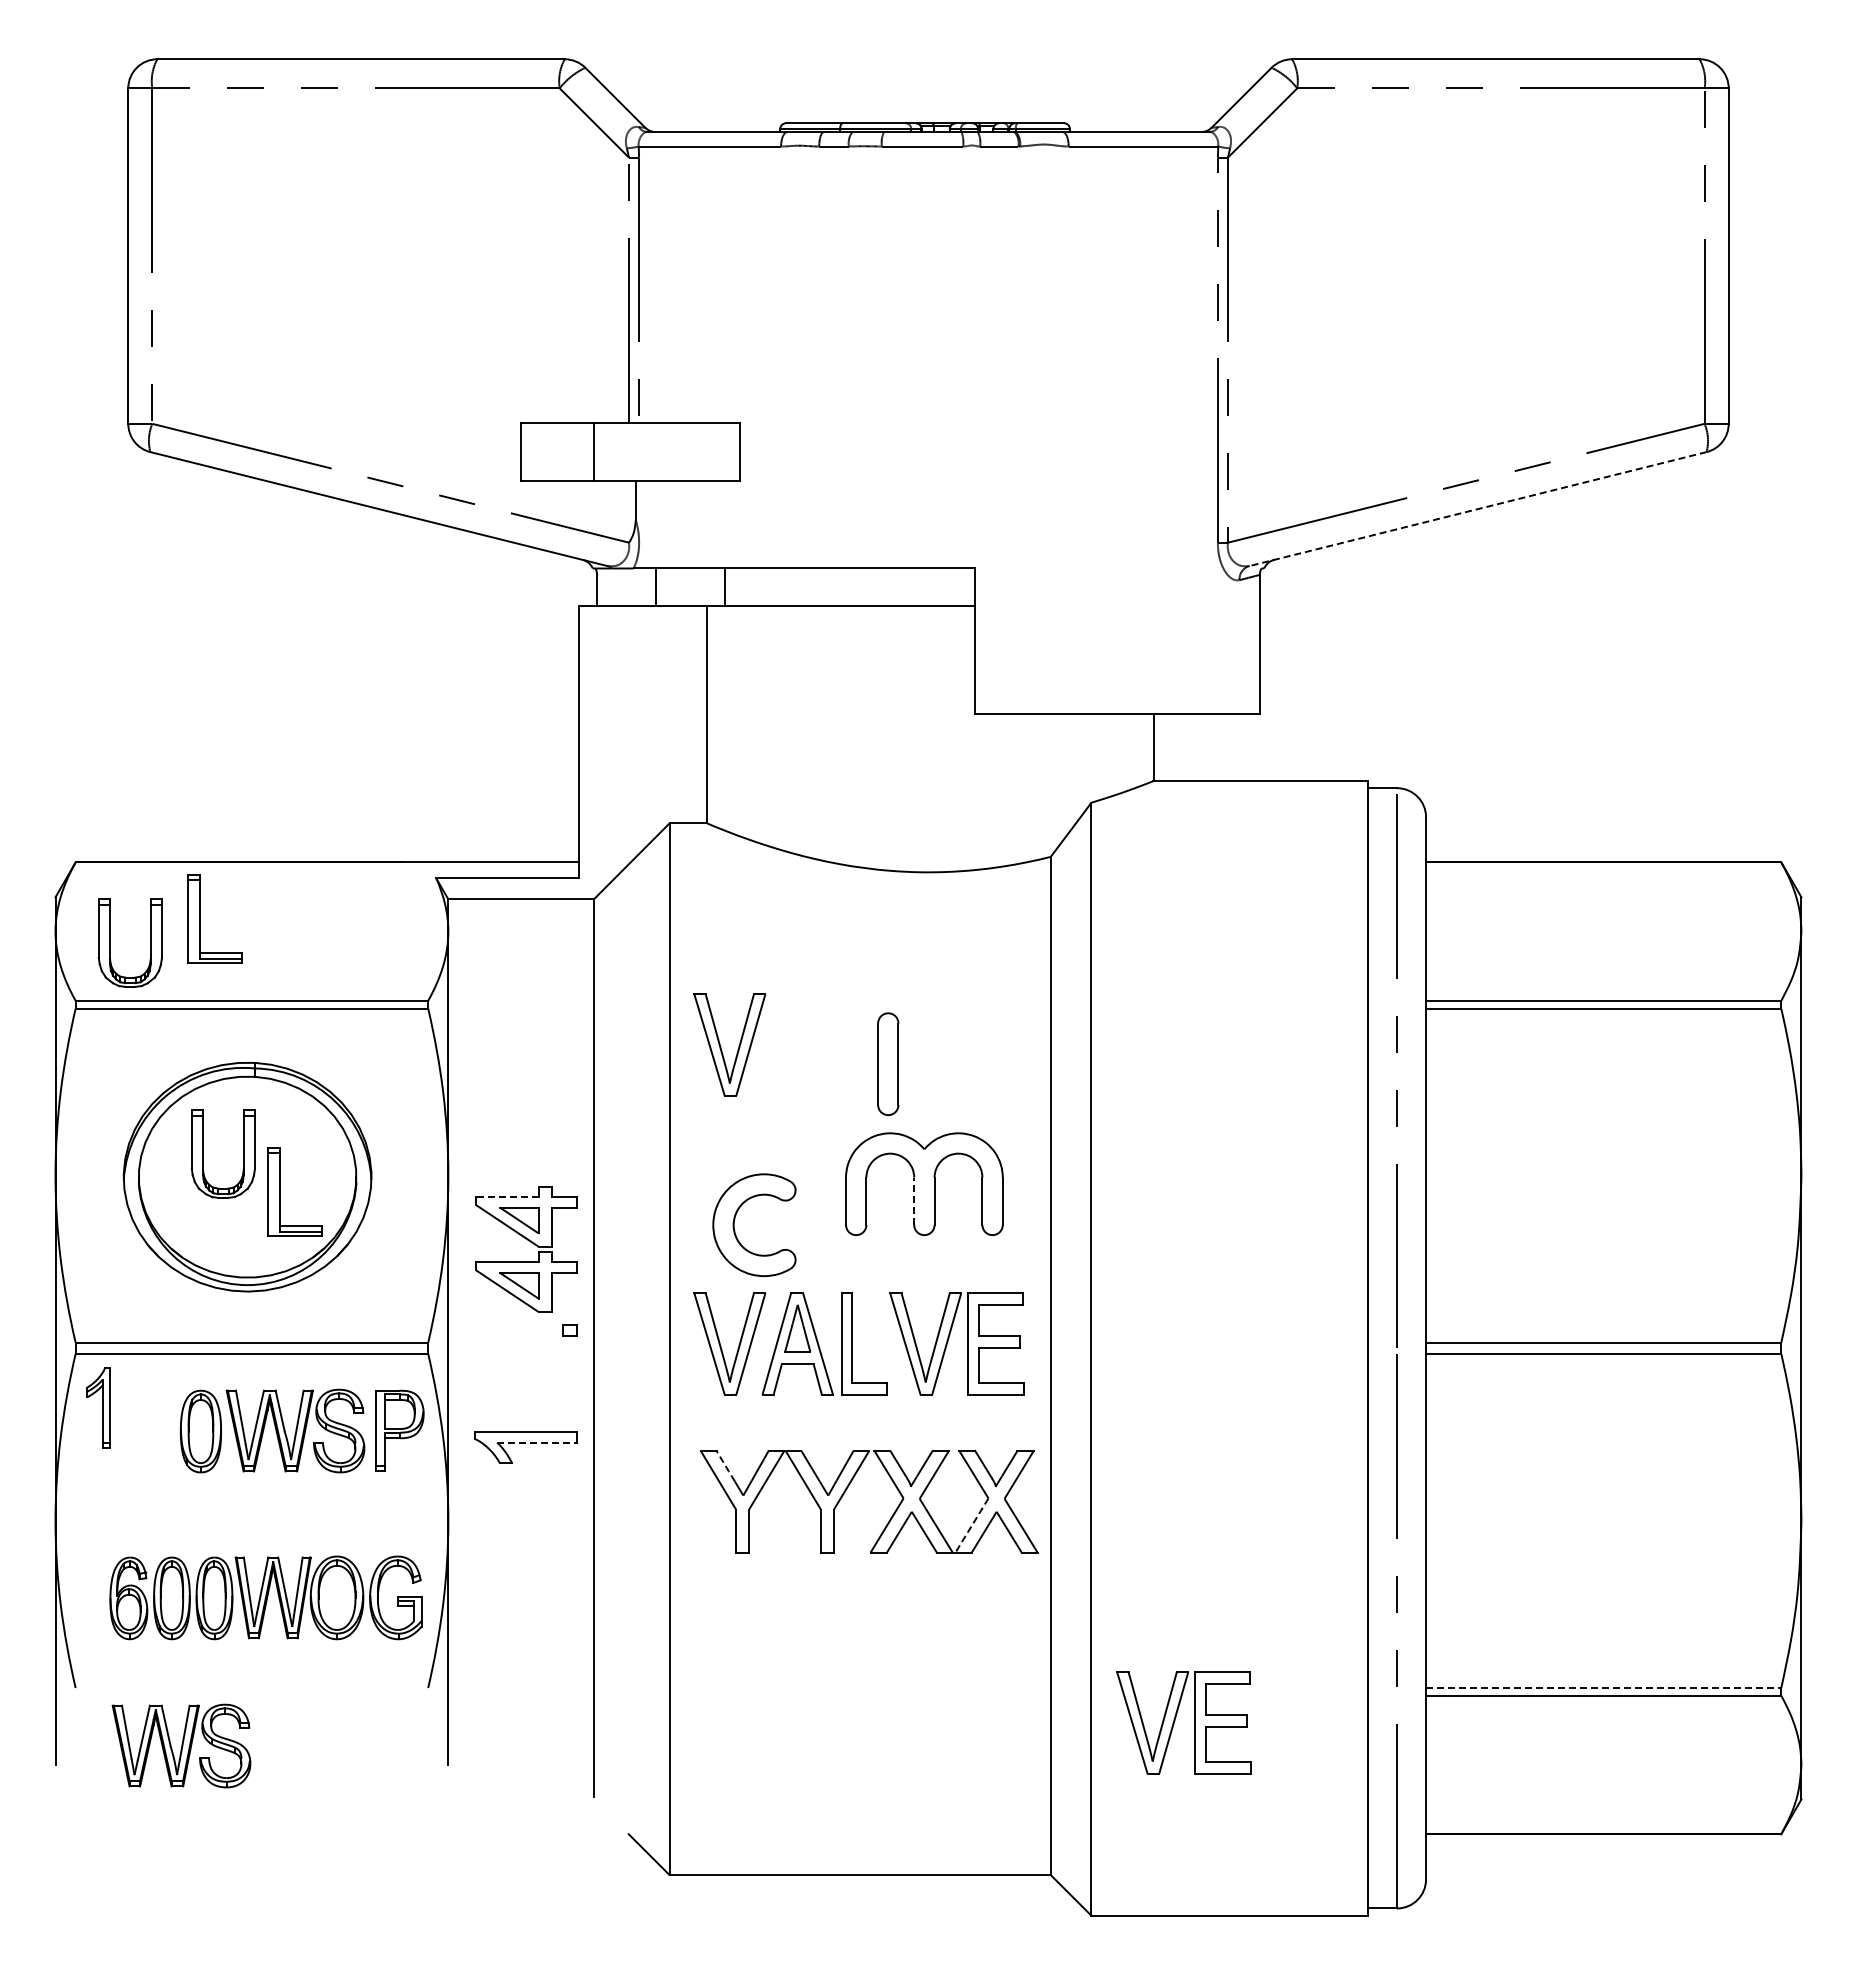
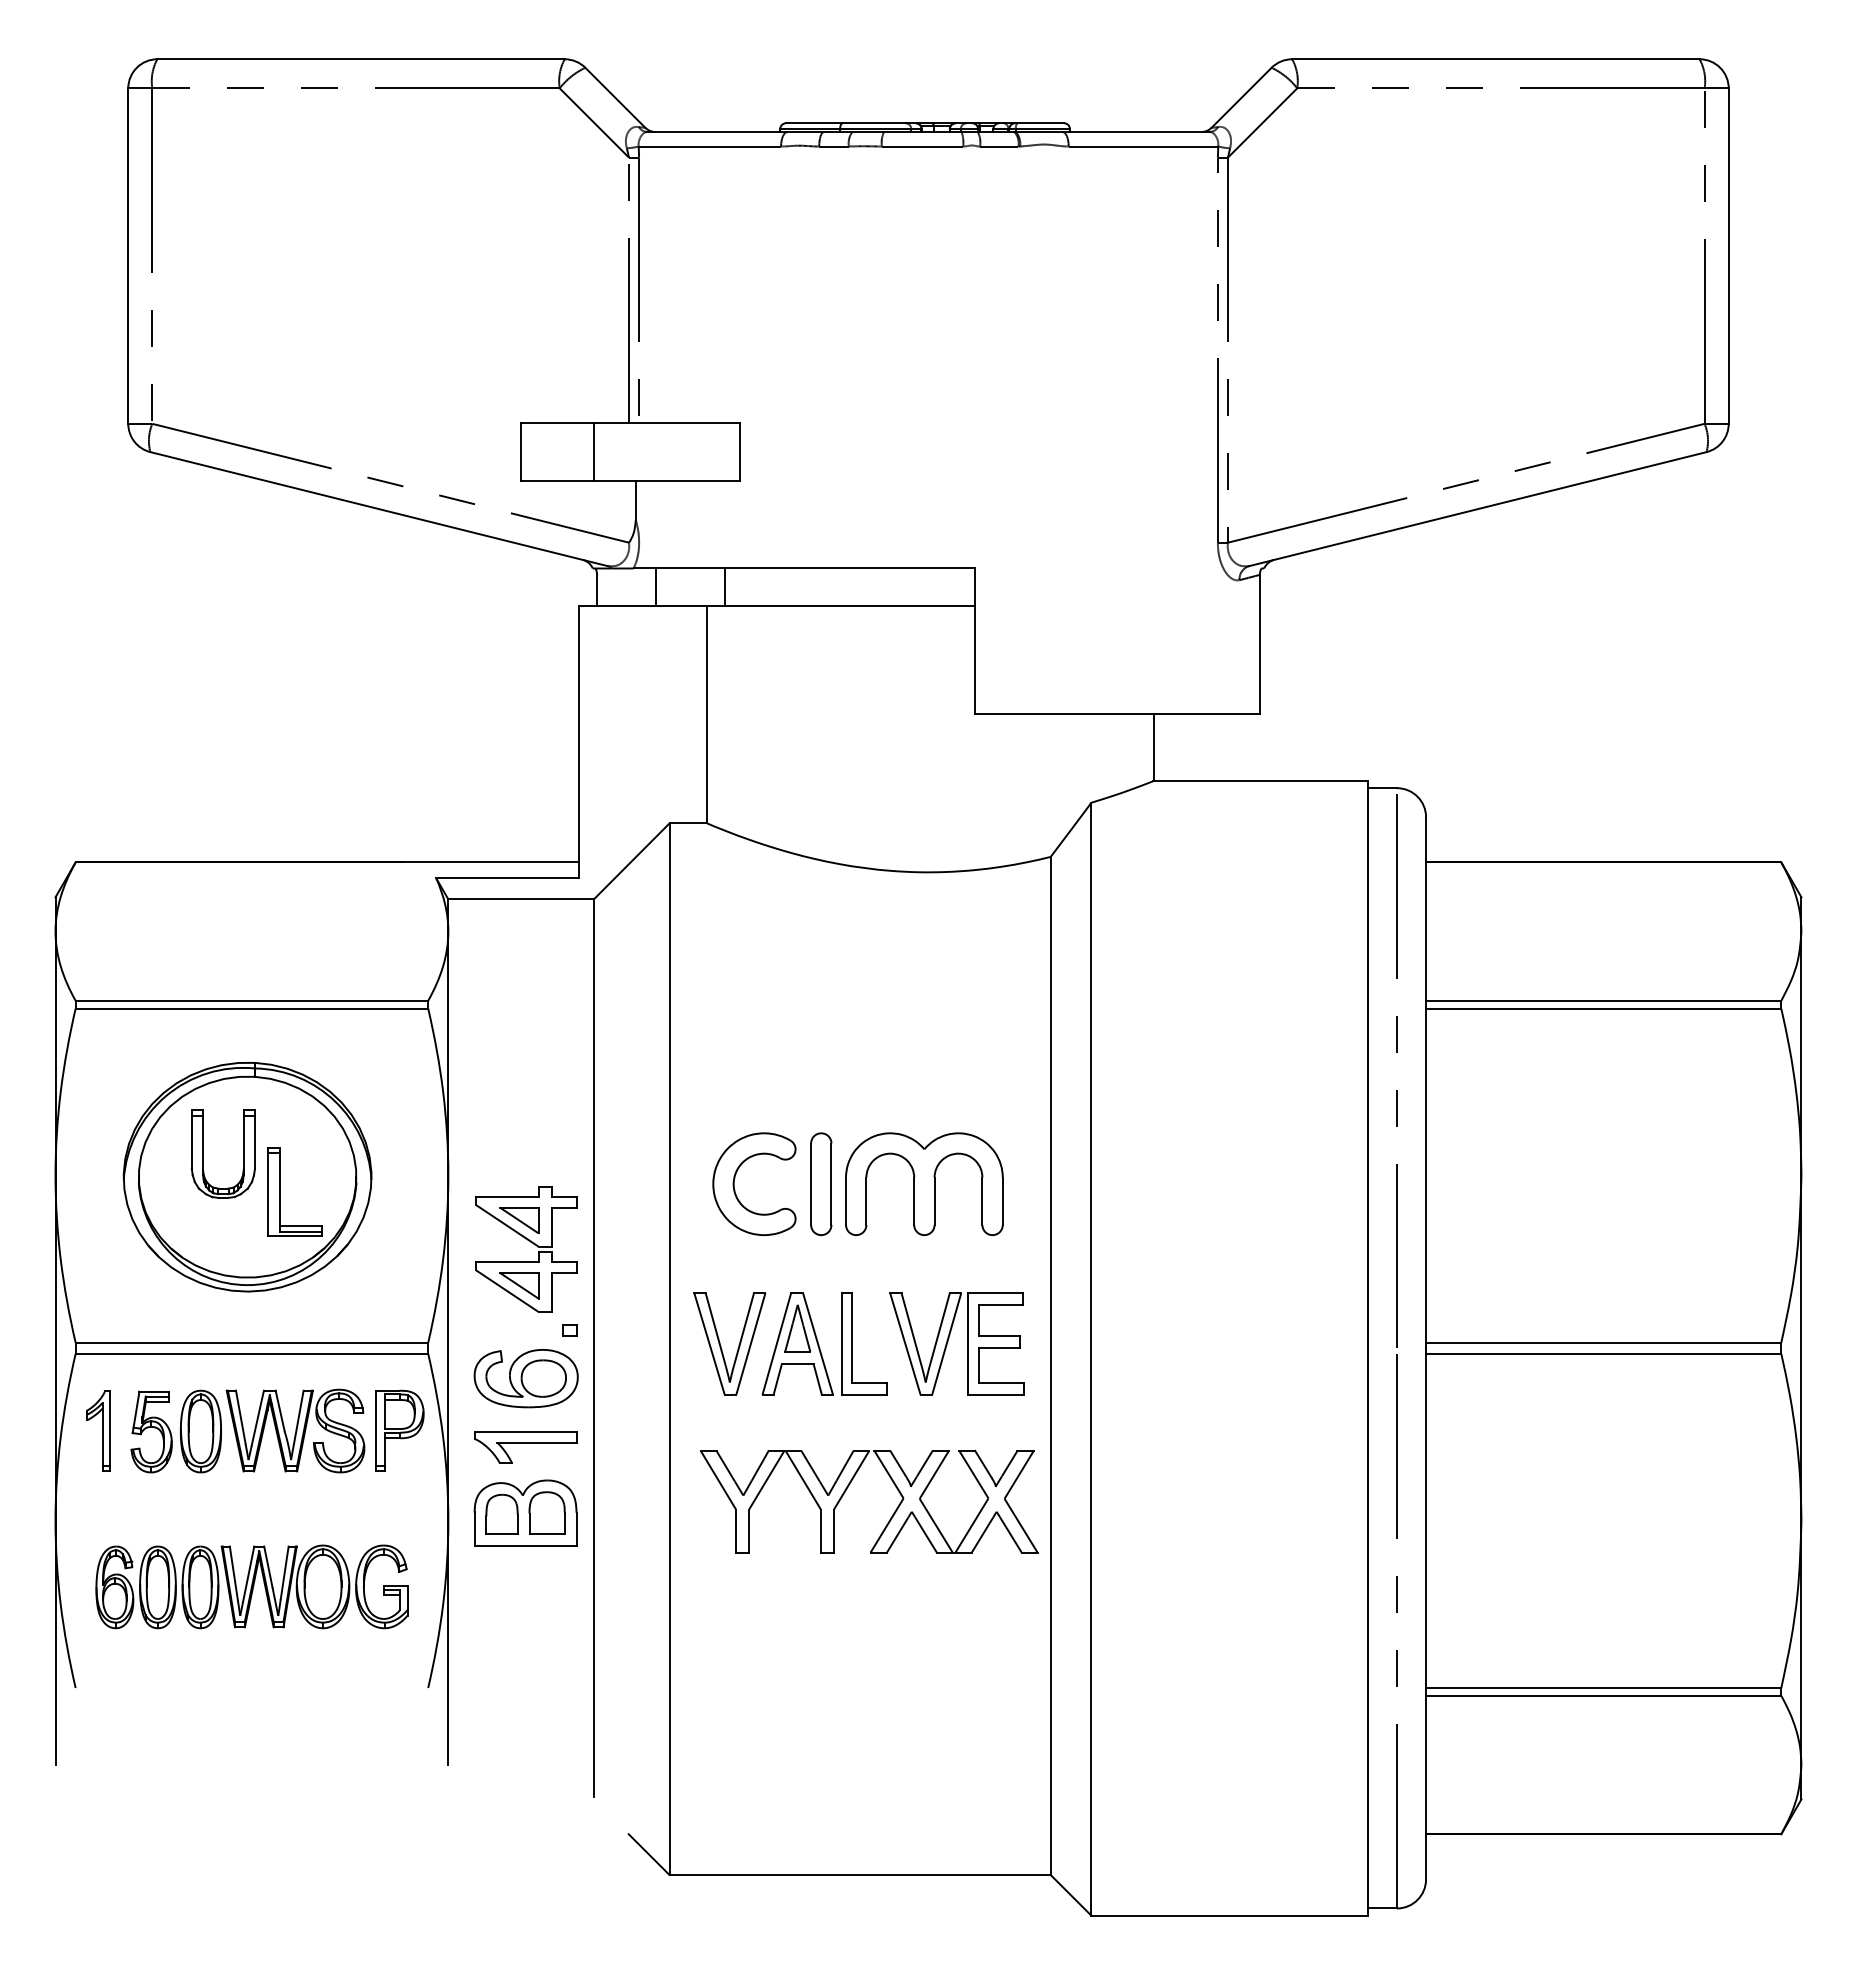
line: dashed -> solid (1478, 509)
part: present -> none (200, 918)
part: present -> none (110, 942)
part: present -> none (721, 1046)
part position: (888, 1063) -> (821, 1183) (821, 1183)
line: dashed -> solid (506, 1197)
line: dashed -> solid (914, 1201)
part position: (735, 1219) -> (735, 1178) (735, 1178)
part: none -> present (525, 1378)
part position: (98, 1407) -> (98, 1430) (98, 1430)
part: none -> present (151, 1431)
line: dashed -> solid (536, 1442)
line: dashed -> solid (725, 1466)
part: none -> present (525, 1512)
line: dashed -> solid (971, 1525)
part position: (265, 1597) -> (251, 1586) (251, 1586)
line: dashed -> solid (1603, 1688)
part: present -> none (1175, 1721)
part: present -> none (181, 1745)
